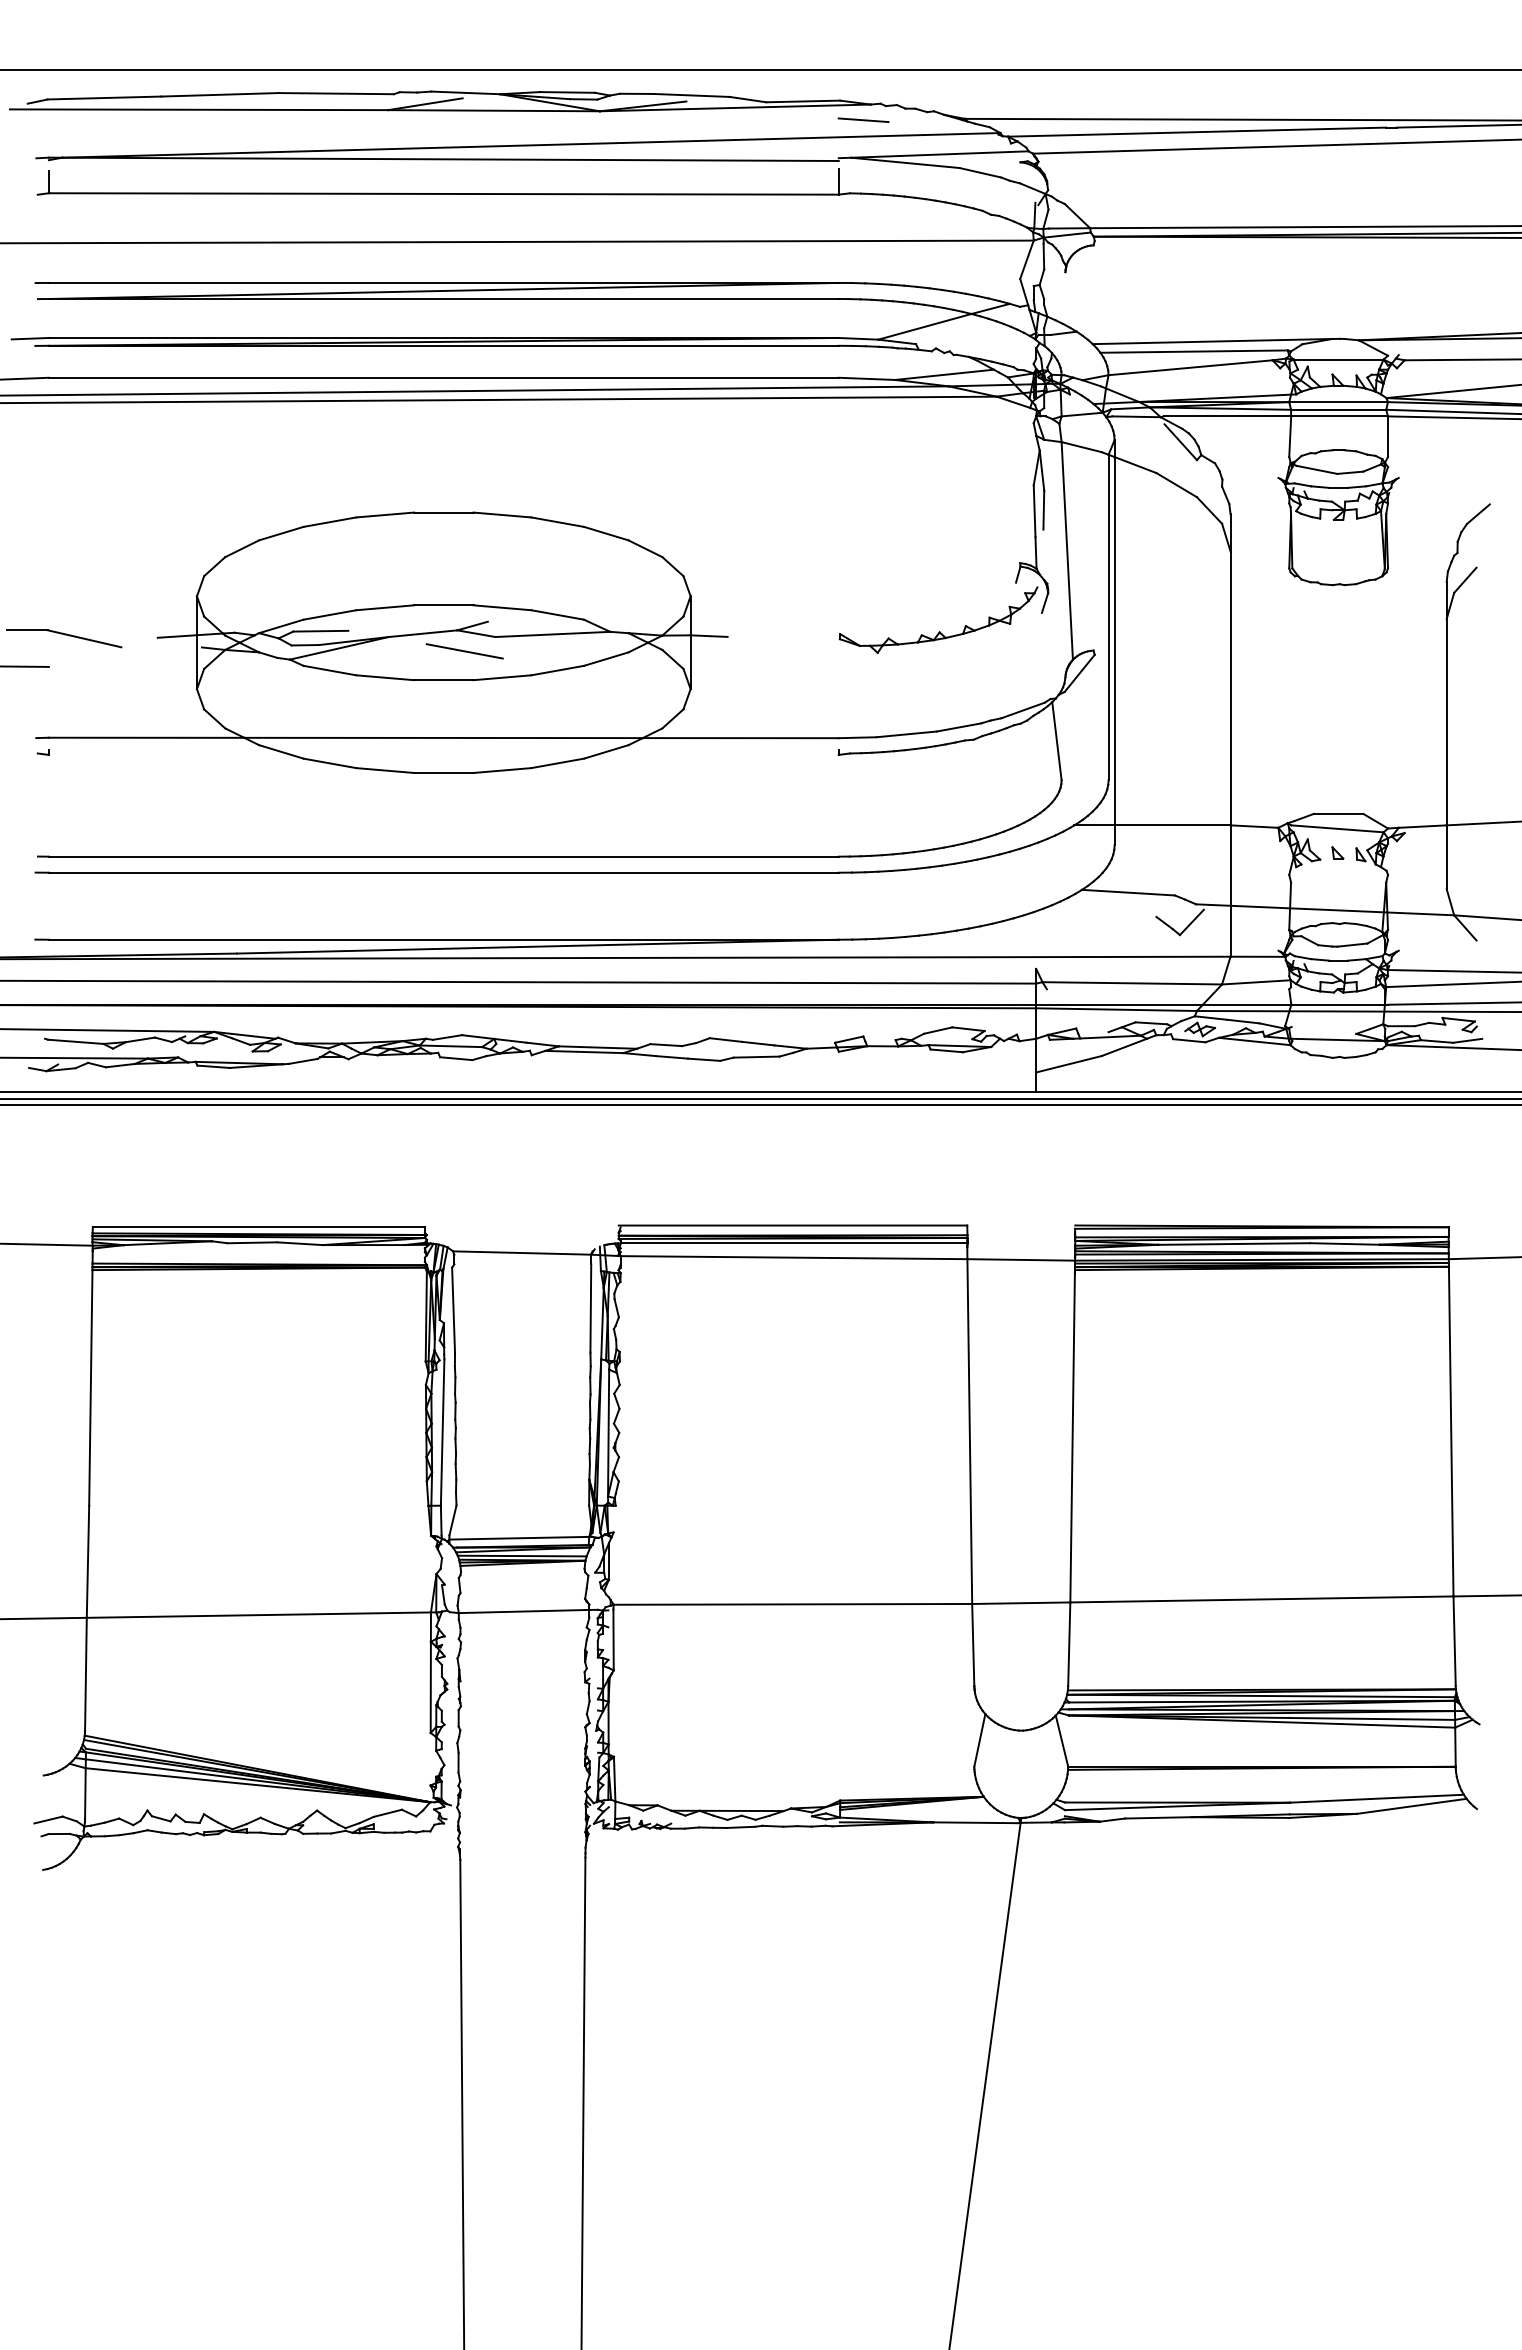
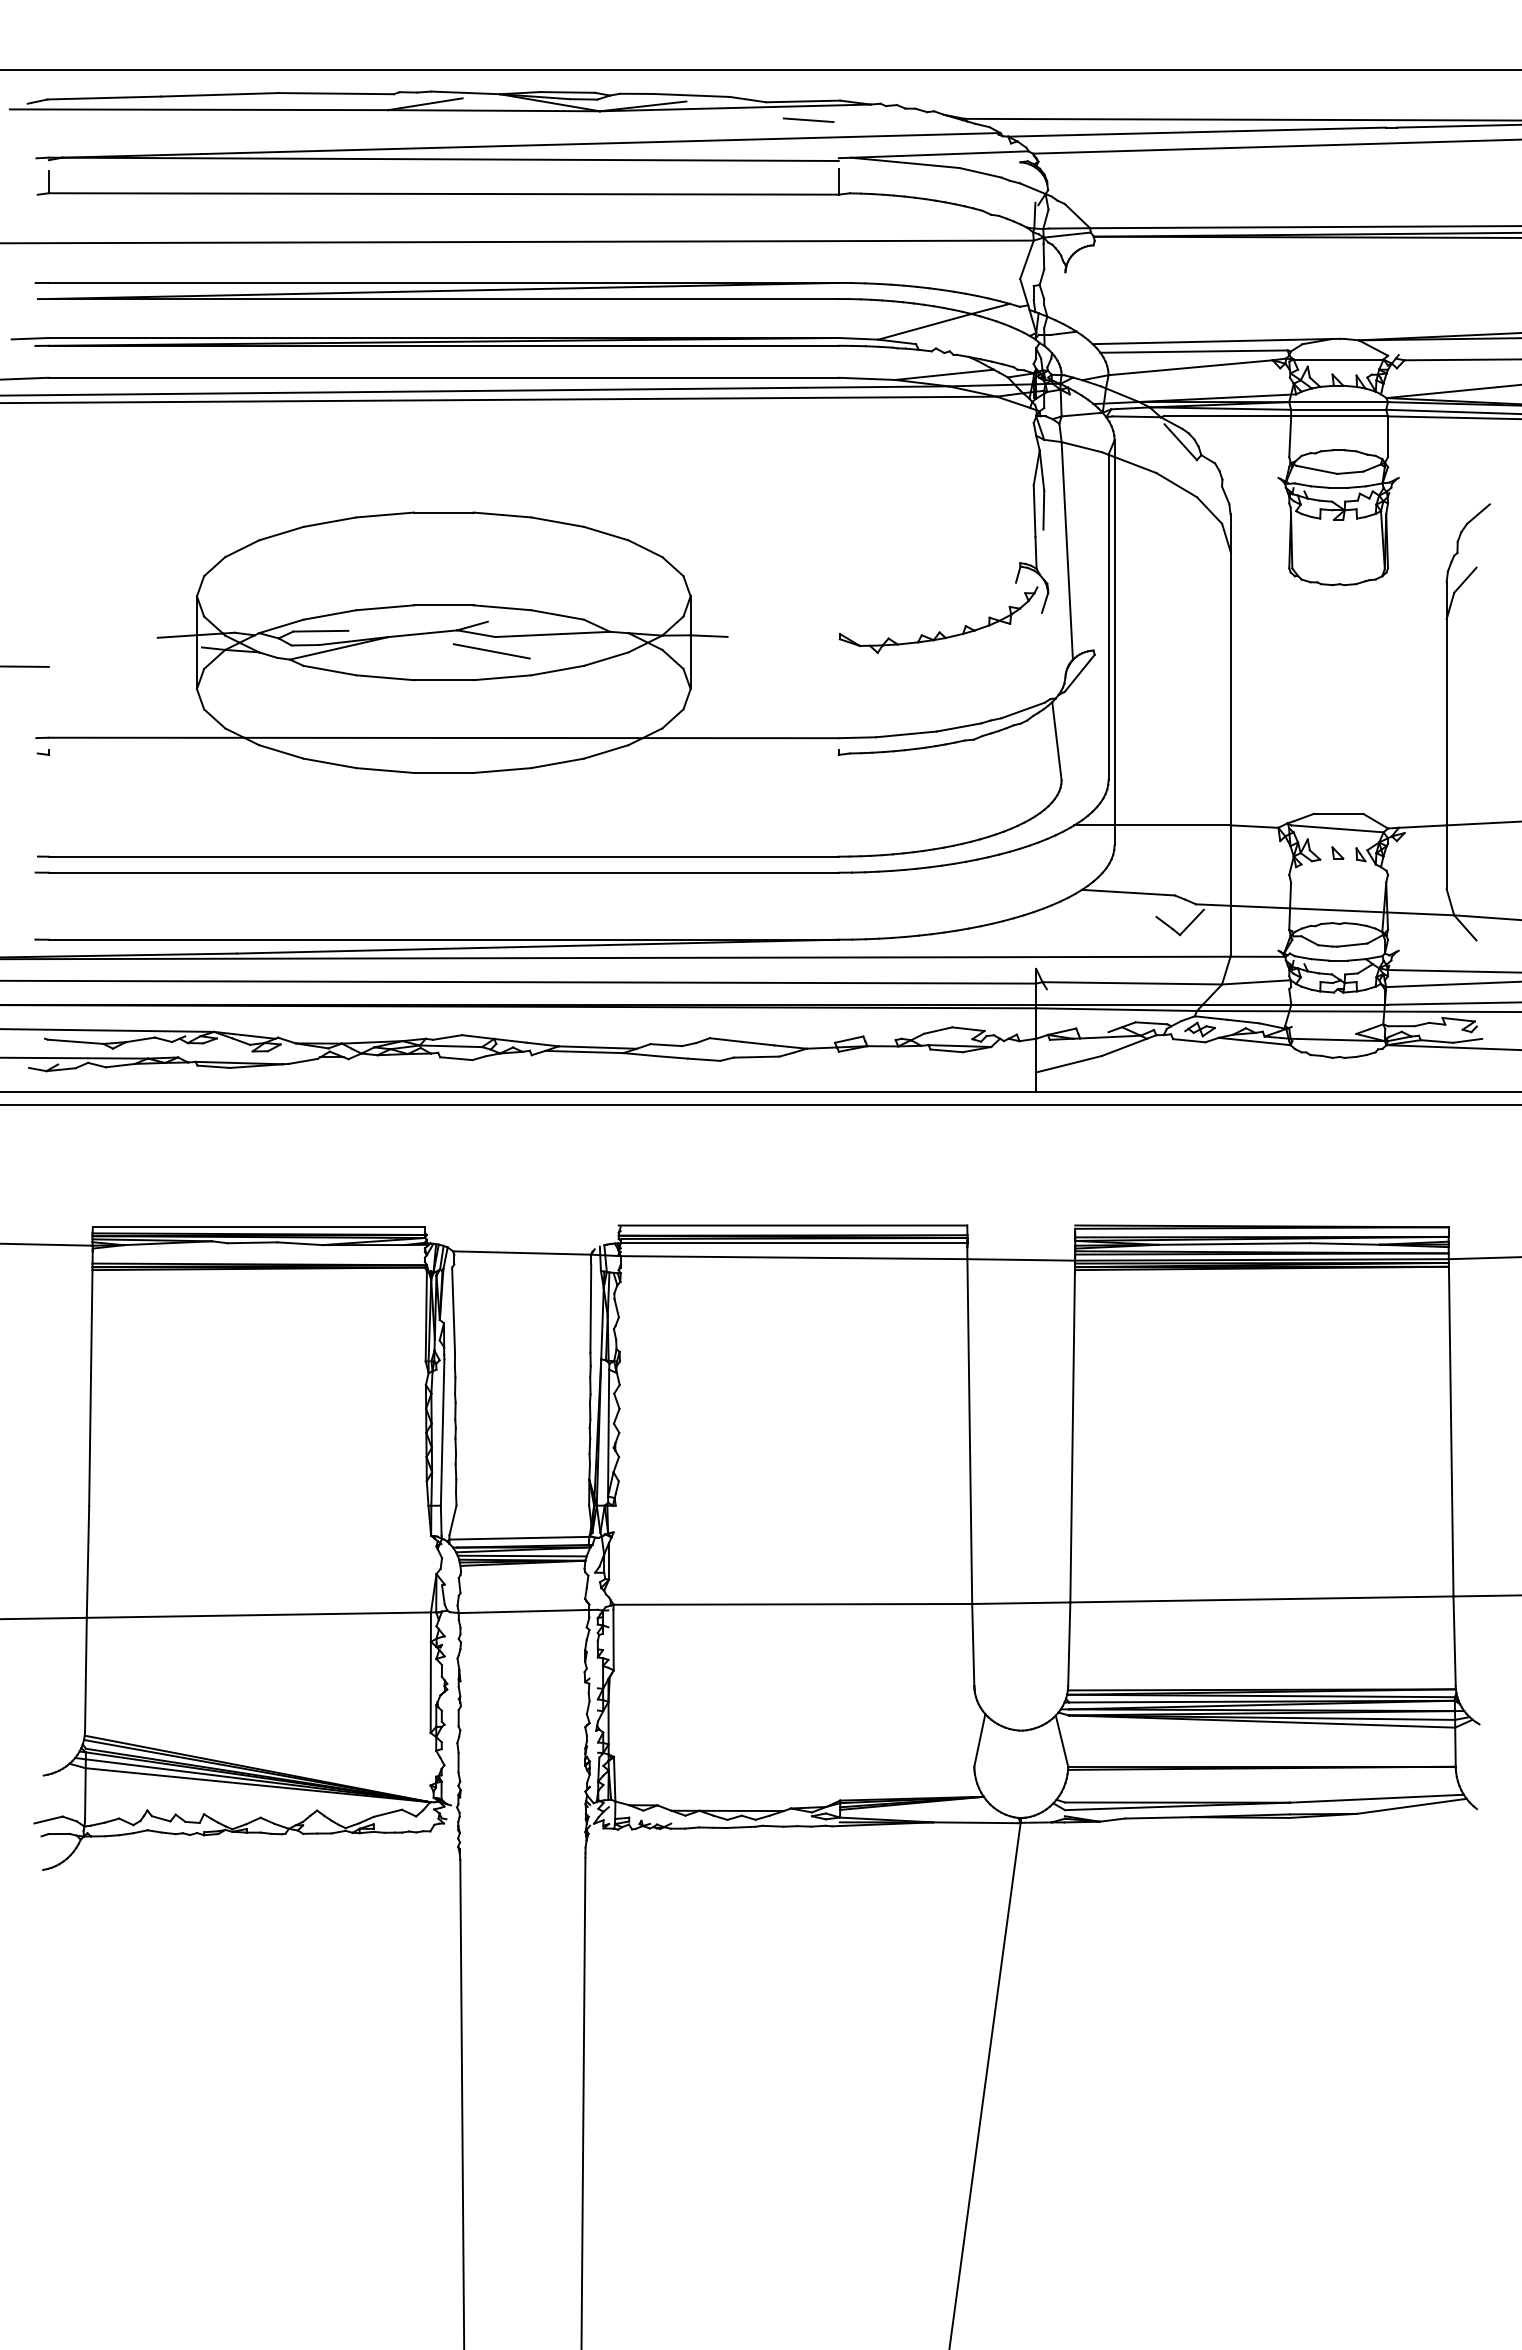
line position: (863, 119) -> (808, 119) (808, 119)
part: present -> none (64, 638)
line position: (464, 651) -> (491, 651) (491, 651)
line: present -> none (760, 1099)
